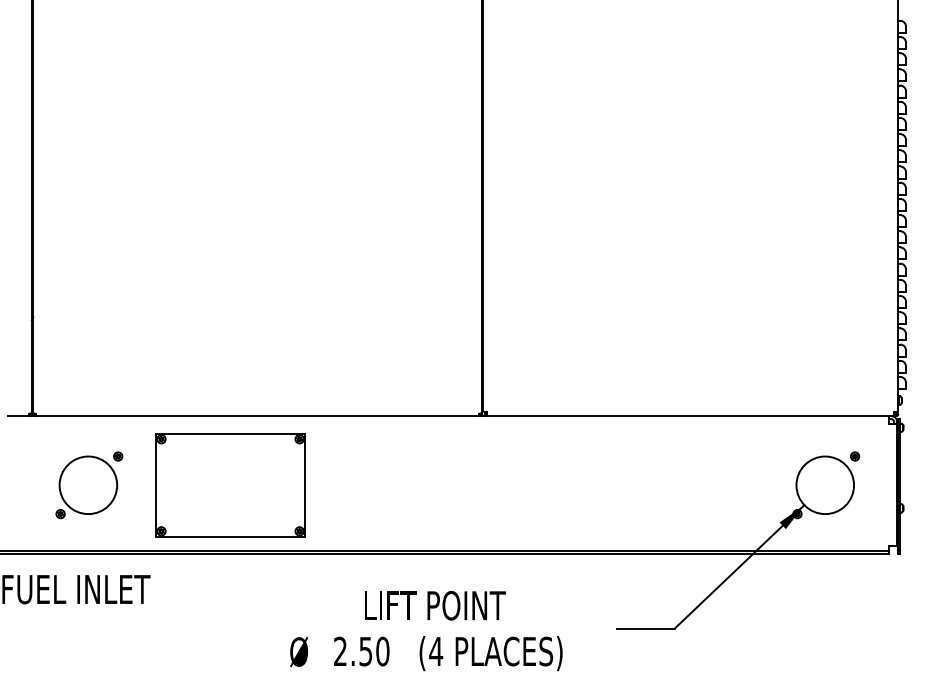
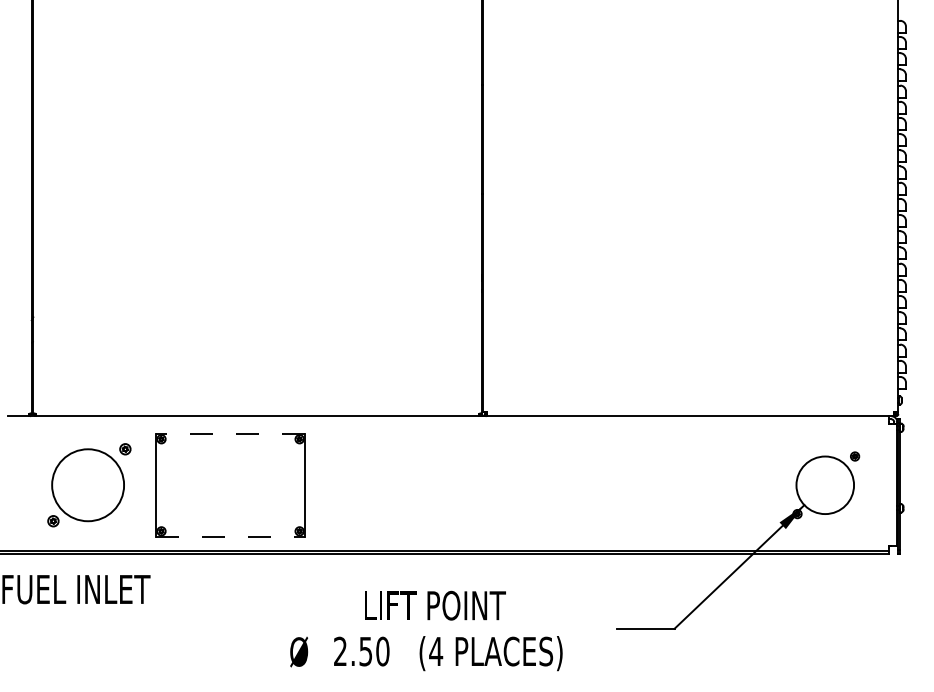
line: solid -> dashed (230, 433)
part size: 69x69 px -> 85x85 px (89, 485)
line: solid -> dashed (230, 537)
